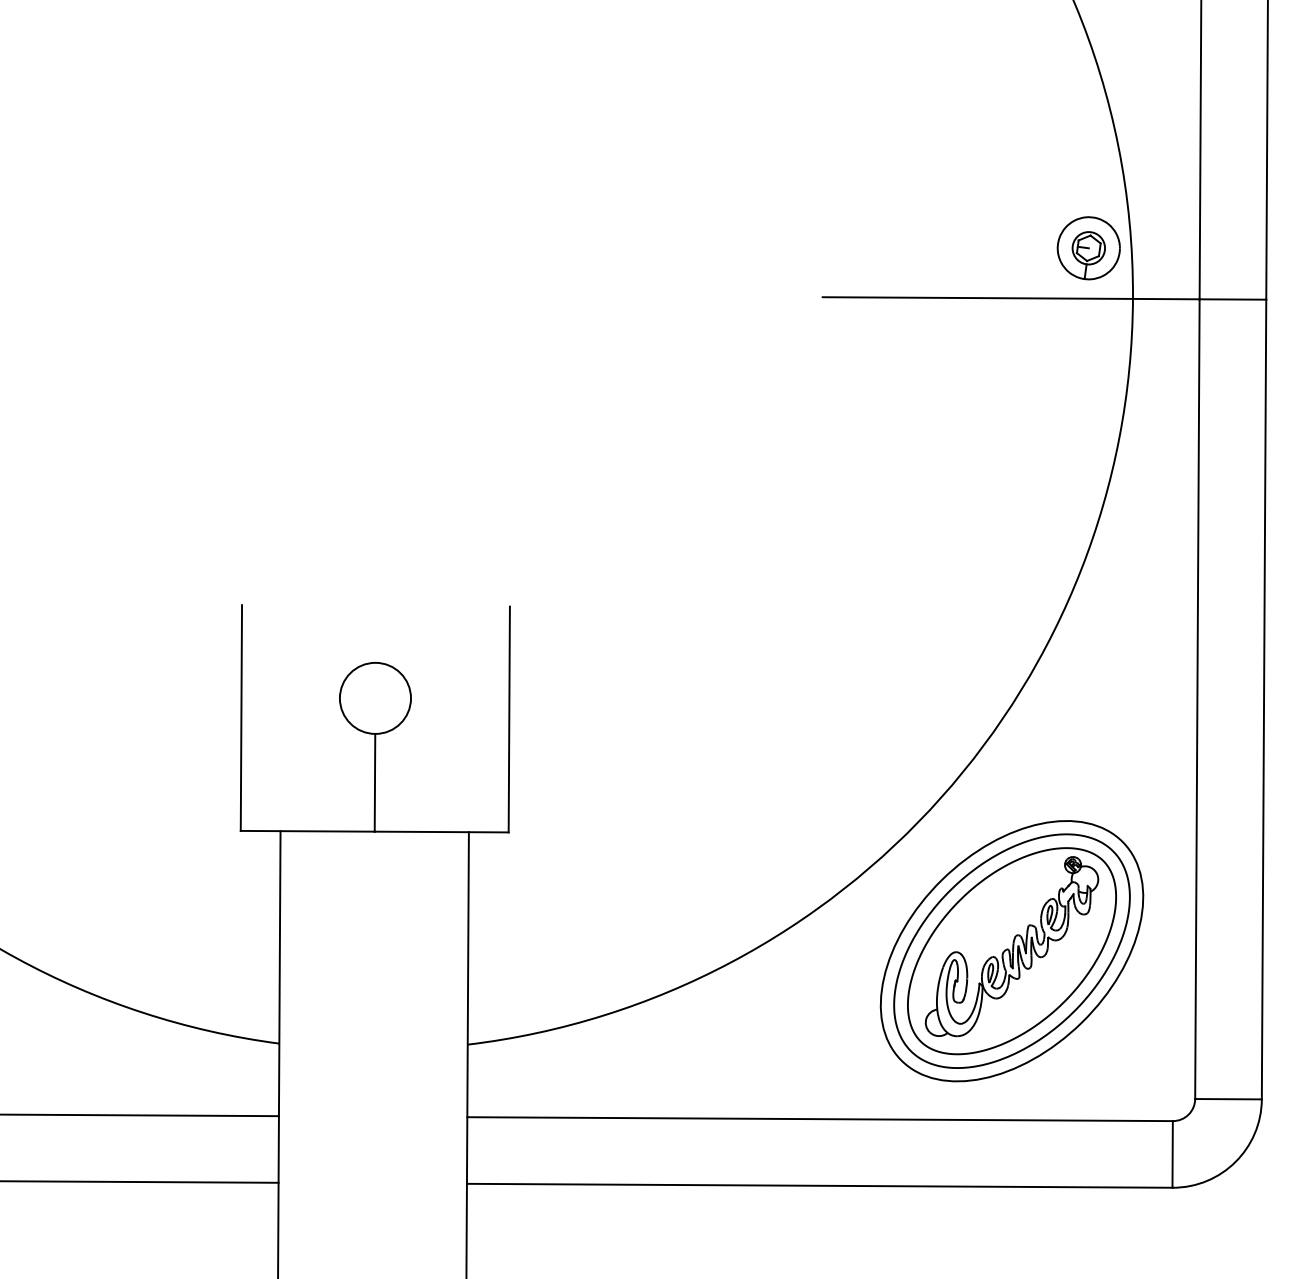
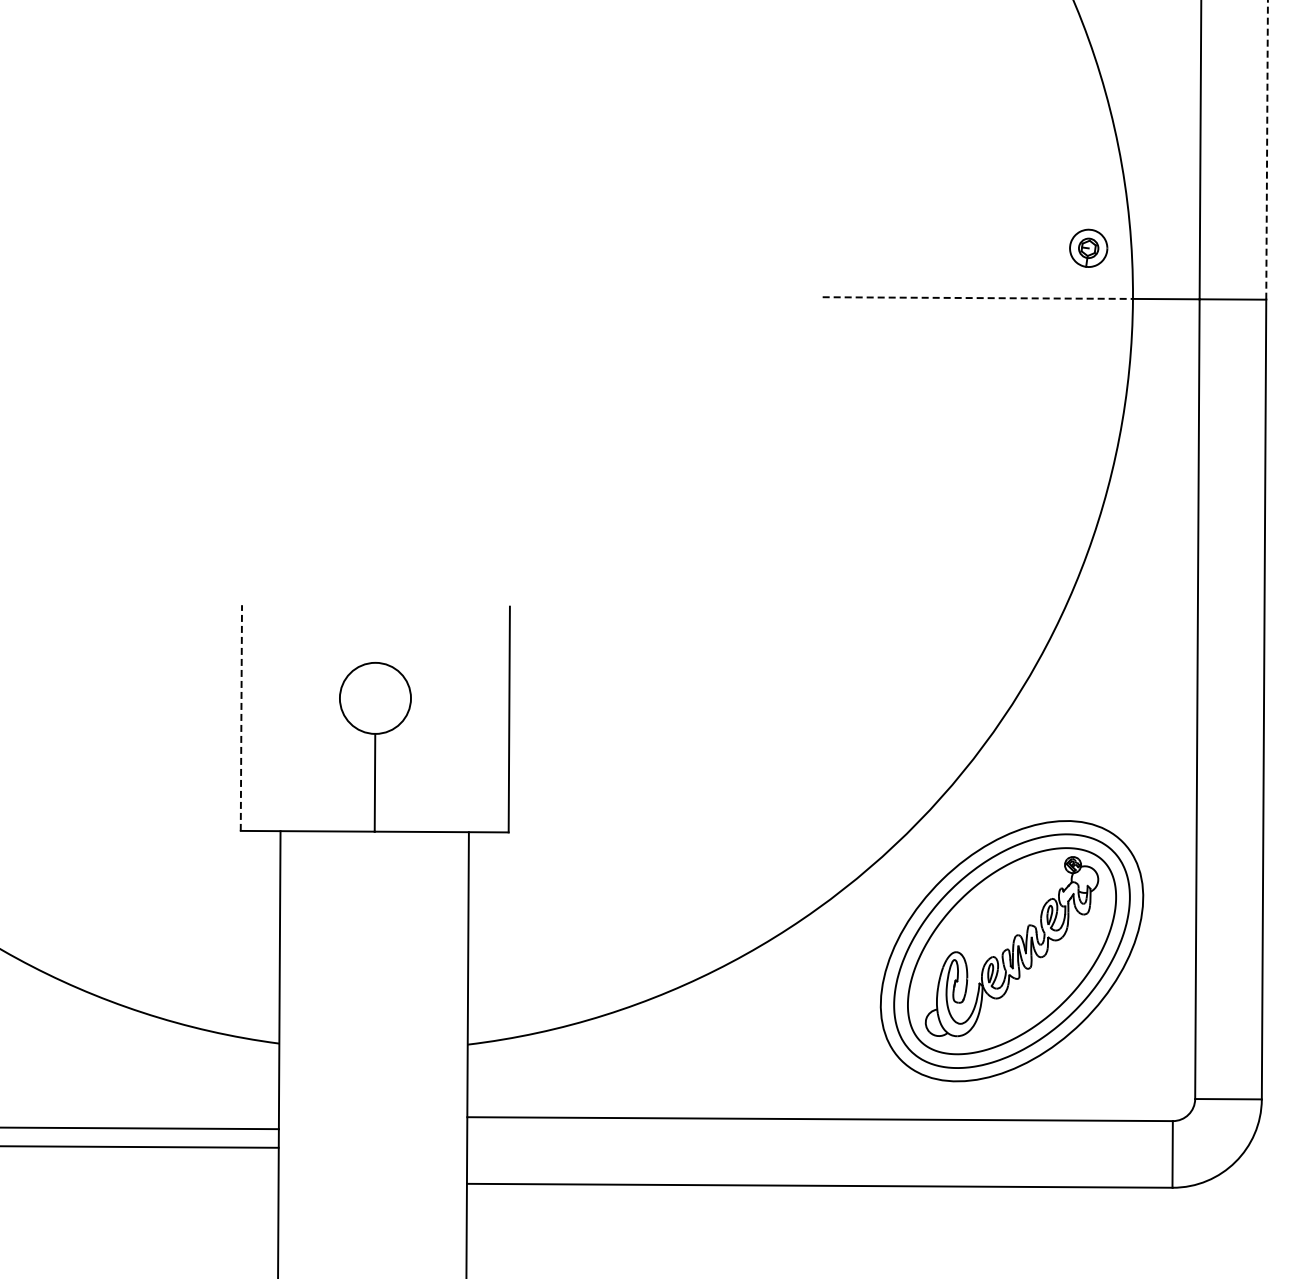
line: solid -> dashed (1267, 149)
part size: 65x65 px -> 40x40 px (1088, 247)
line: solid -> dashed (978, 298)
line: solid -> dashed (241, 718)
line position: (140, 1115) -> (140, 1128) (140, 1128)
line position: (140, 1181) -> (140, 1146) (140, 1146)
